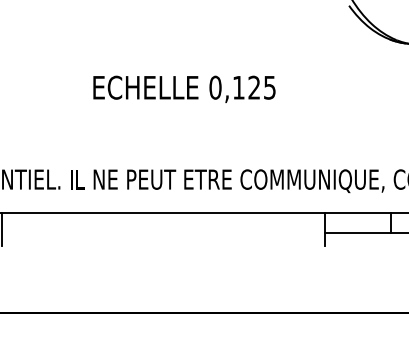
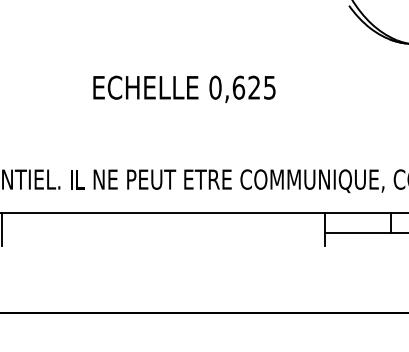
text: 0,125 -> 0,625 (238, 87)
